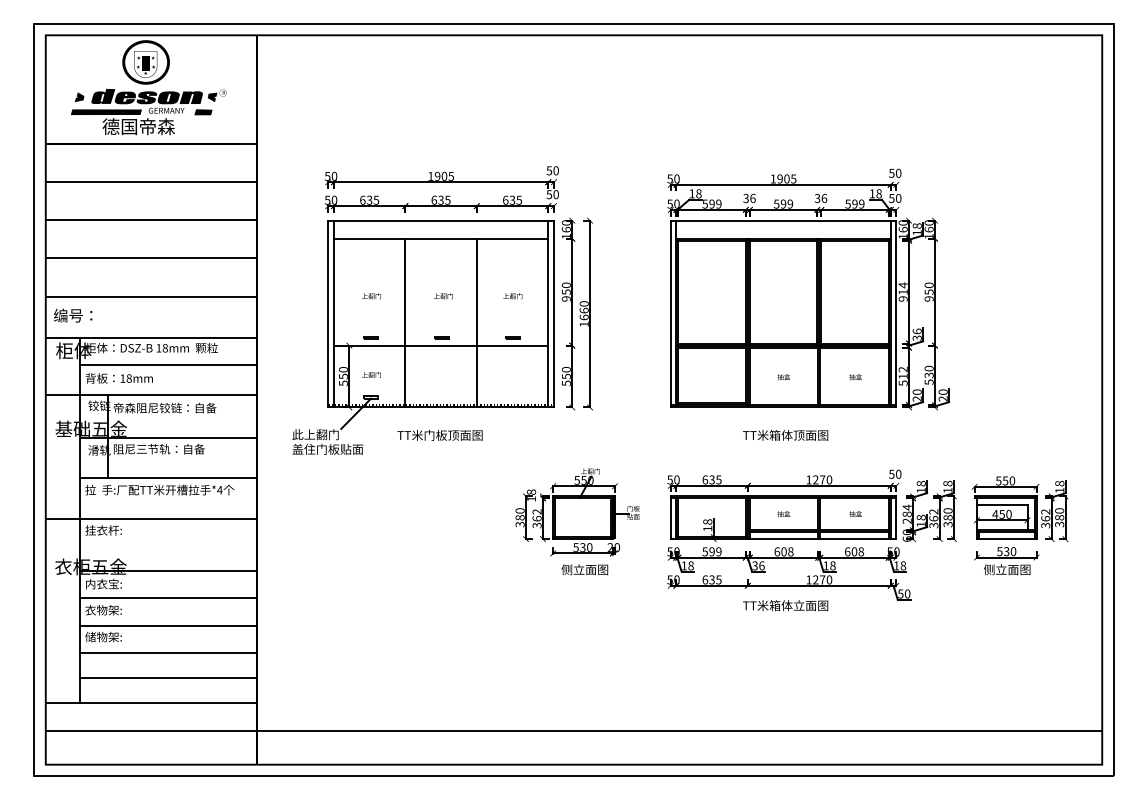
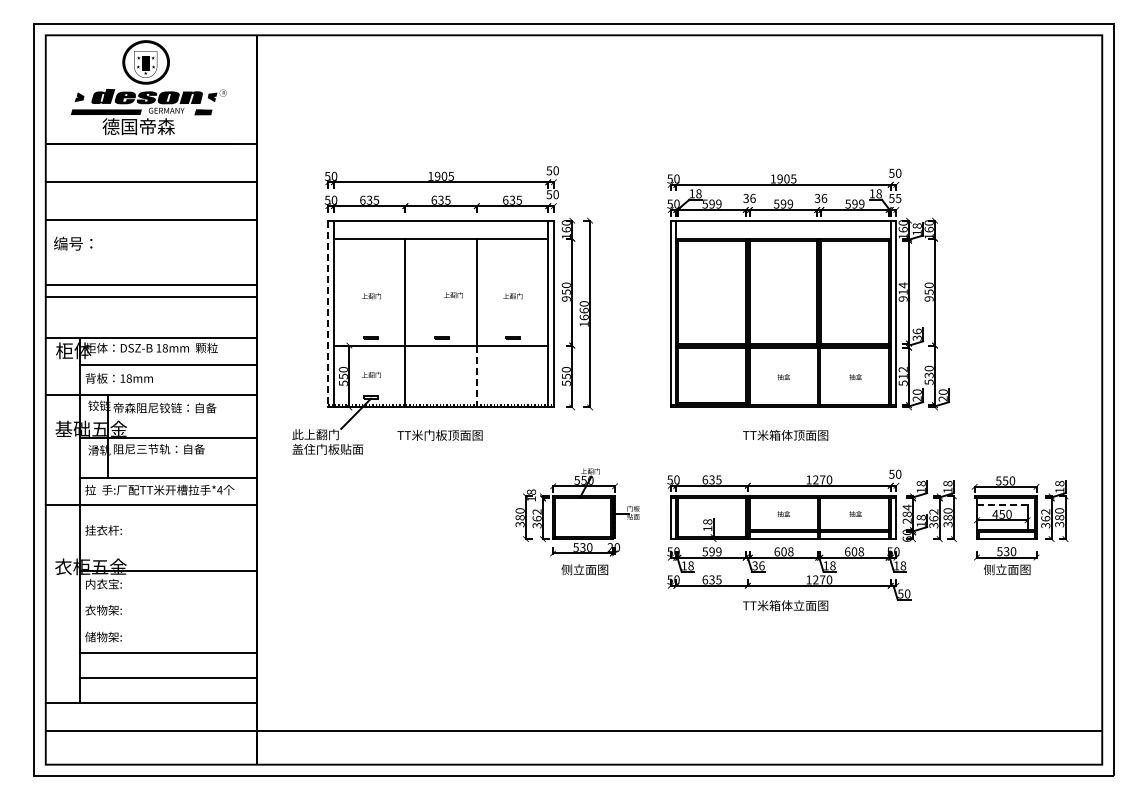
text: 50 -> 55 (898, 197)
line position: (150, 258) -> (150, 285) (150, 285)
text position: (443, 296) -> (453, 295) (453, 295)
line: solid -> dashed (328, 314)
text position: (73, 315) -> (73, 243) (73, 243)
line: solid -> dashed (476, 376)
line: solid -> dashed (1002, 505)
line position: (150, 518) -> (150, 504) (150, 504)
line: present -> none (168, 598)
line: present -> none (168, 625)
